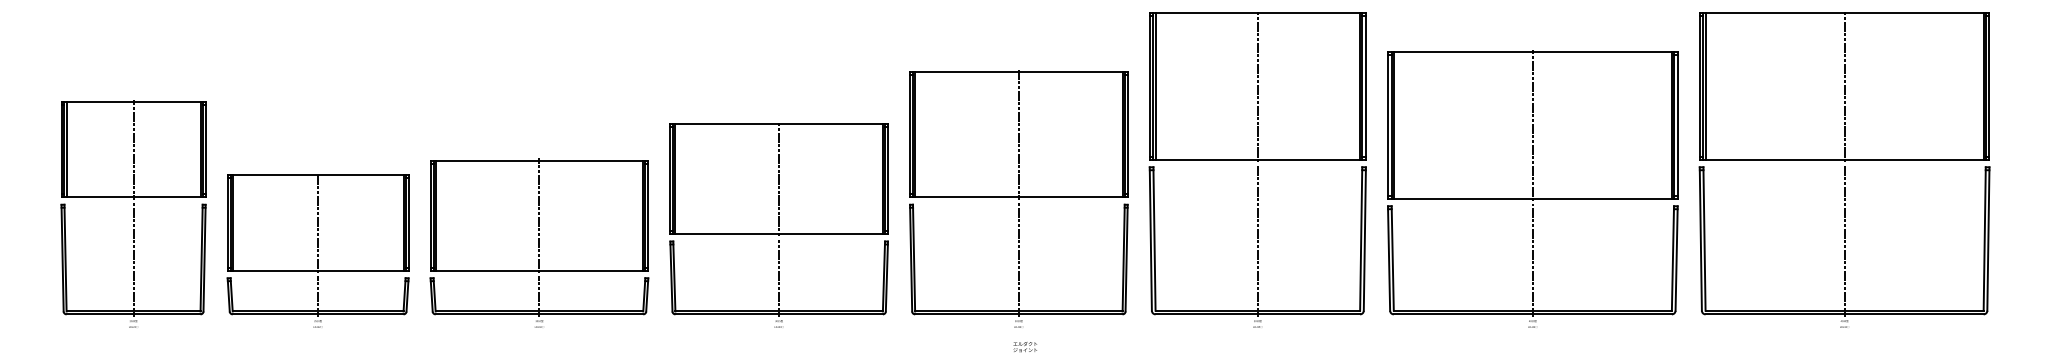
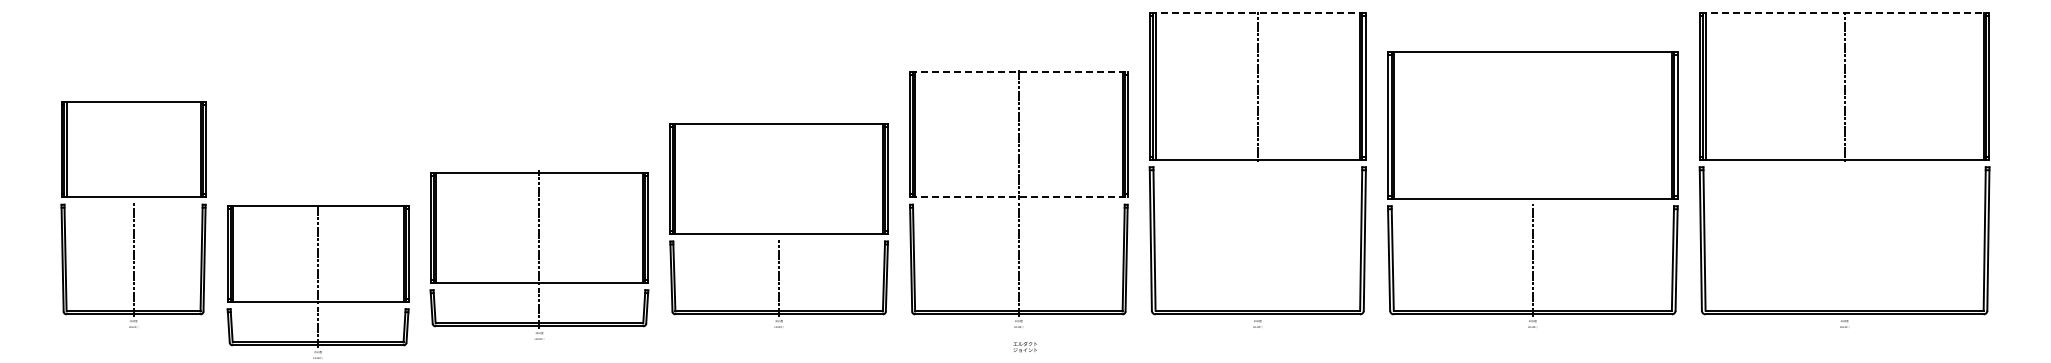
line: solid -> dashed (1258, 12)
line: solid -> dashed (1844, 12)
line: solid -> dashed (1018, 72)
line: present -> none (1532, 125)
line: present -> none (133, 149)
line: present -> none (779, 178)
line: solid -> dashed (1018, 197)
line: present -> none (1257, 240)
line: present -> none (1844, 240)
part position: (539, 242) -> (539, 254) (539, 254)
part position: (317, 250) -> (317, 281) (317, 281)
